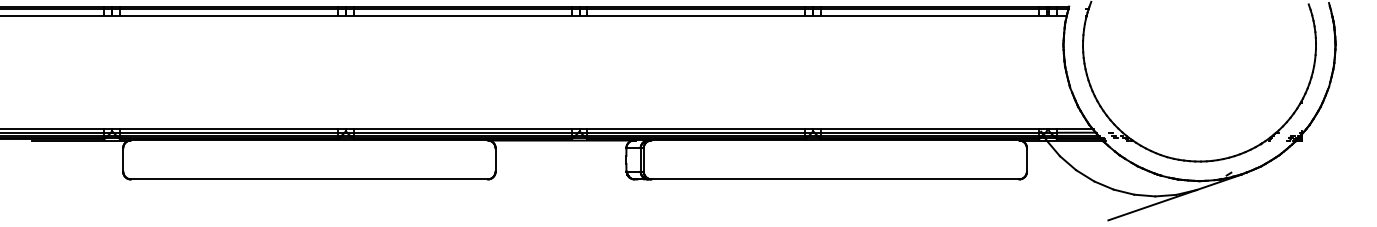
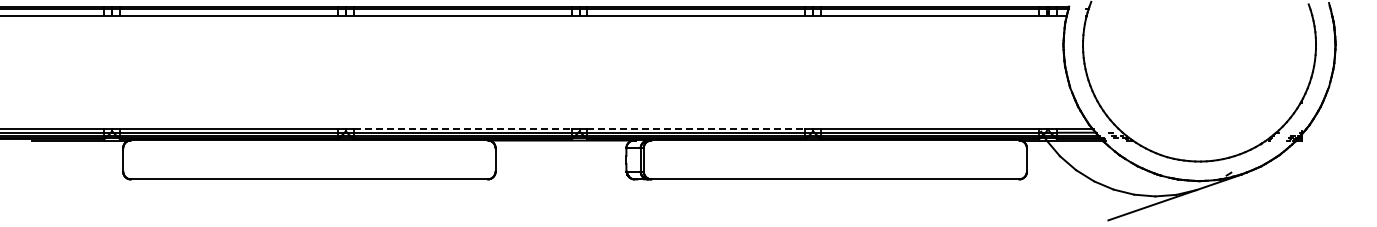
line: solid -> dashed (462, 128)
line: solid -> dashed (696, 128)
